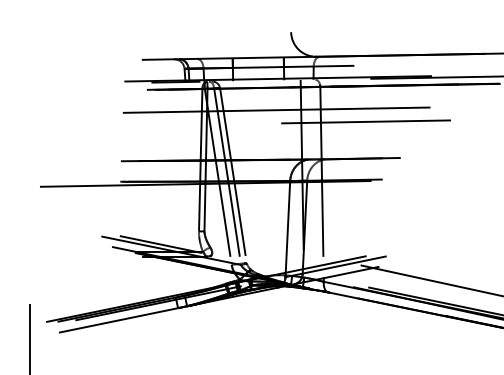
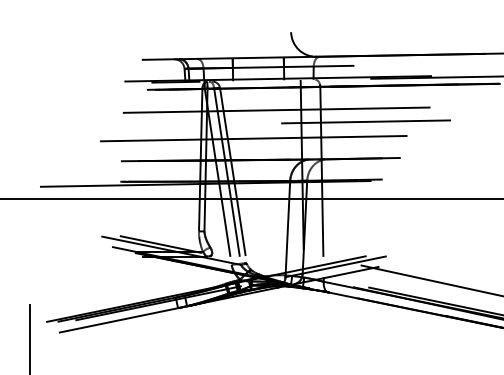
line: none -> present (253, 138)
line: none -> present (251, 198)
